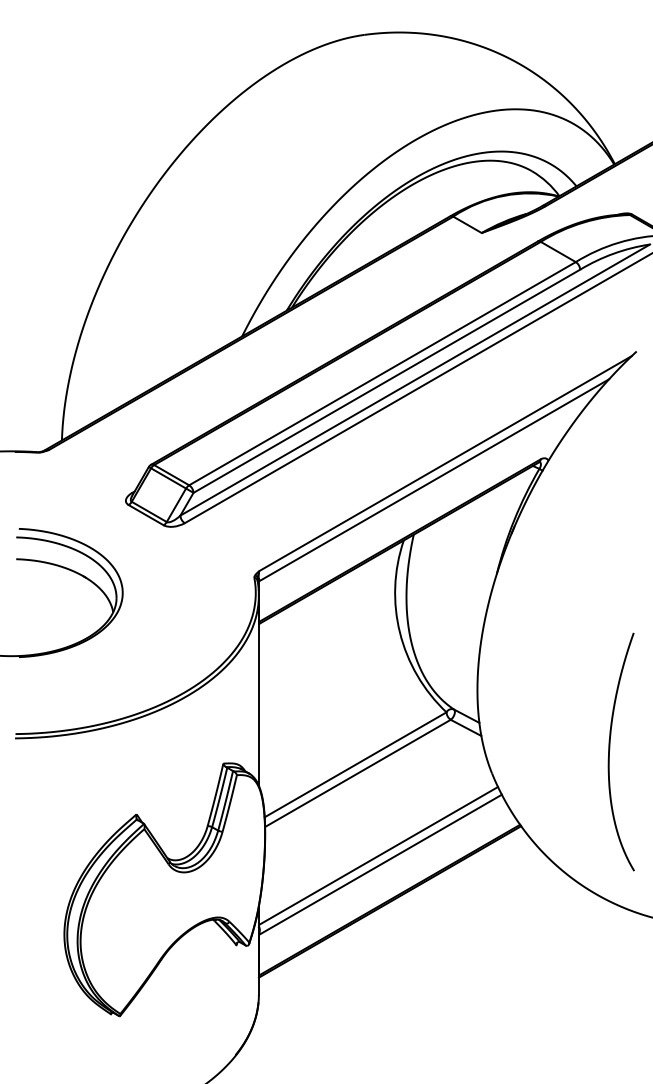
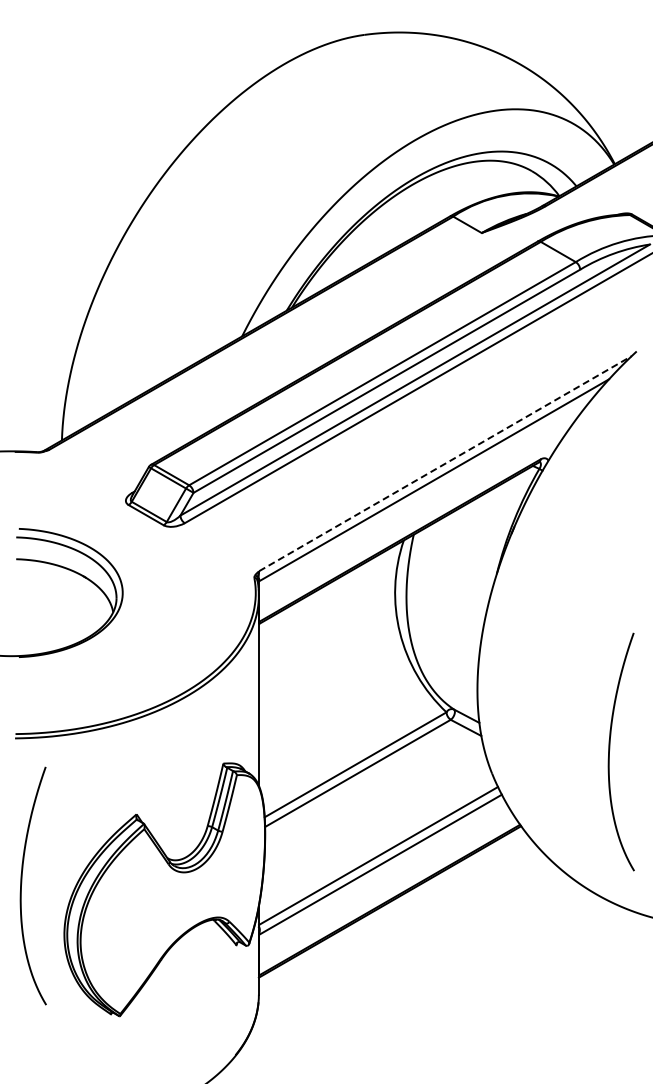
line: solid -> dashed (445, 463)
curve: none -> present (22, 883)
